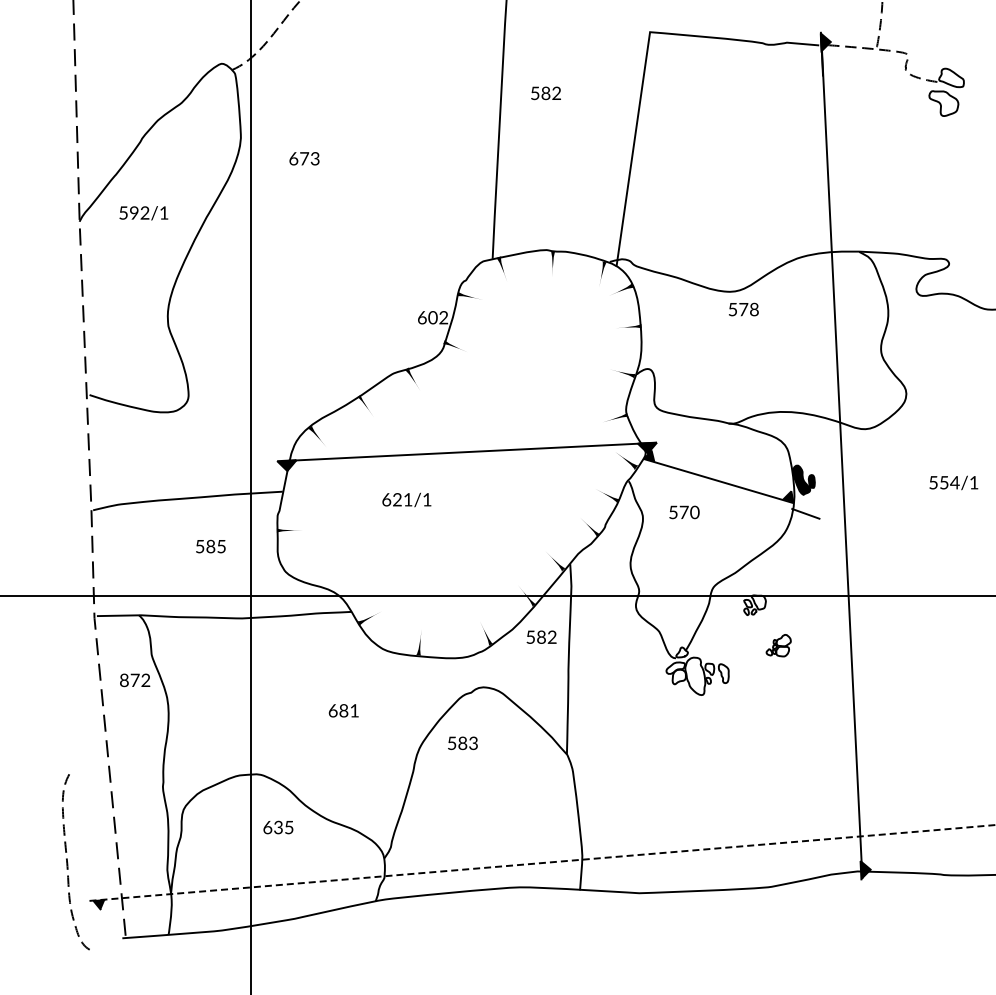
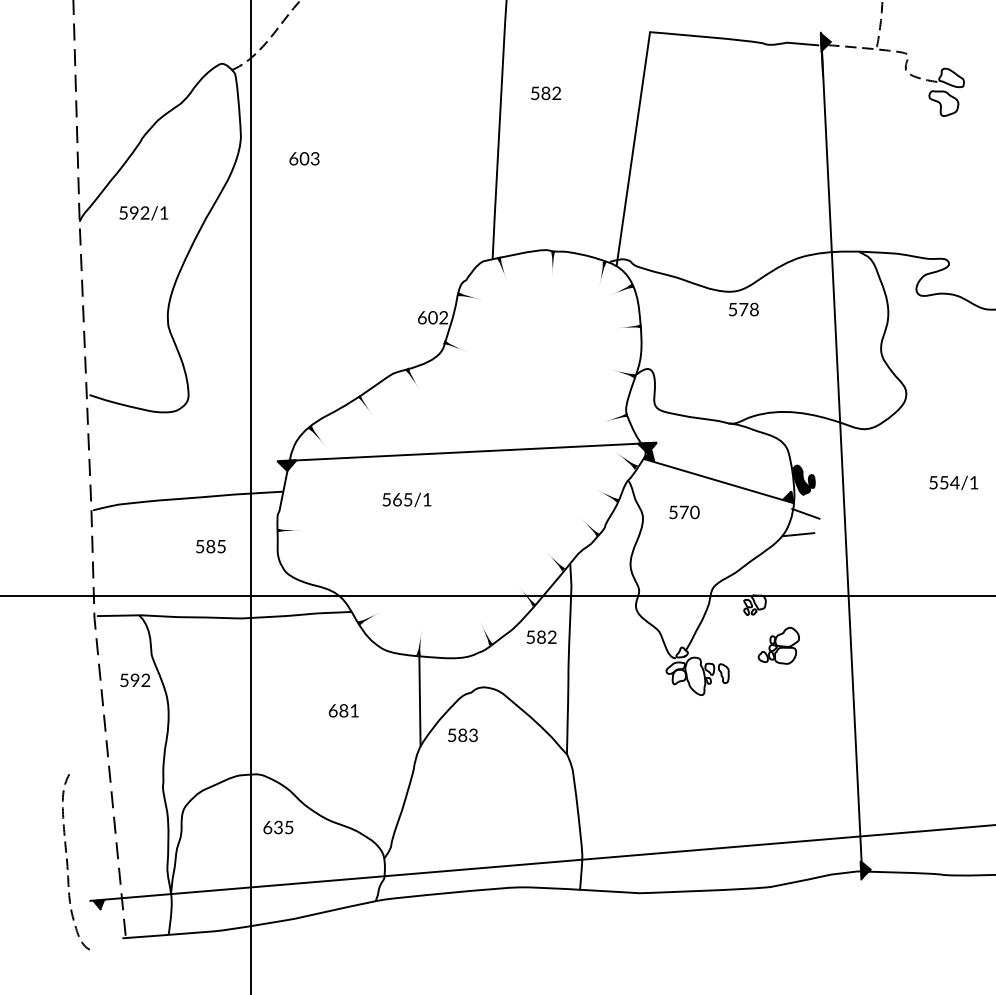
text: 673 -> 603 (304, 158)
text: 621/1 -> 565/1 (397, 499)
line: none -> present (798, 534)
part size: 27x24 px -> 43x39 px (778, 645)
text: 872 -> 592 (129, 679)
line: none -> present (419, 700)
text position: (462, 743) -> (462, 735) (462, 735)
line: dashed -> solid (543, 862)
